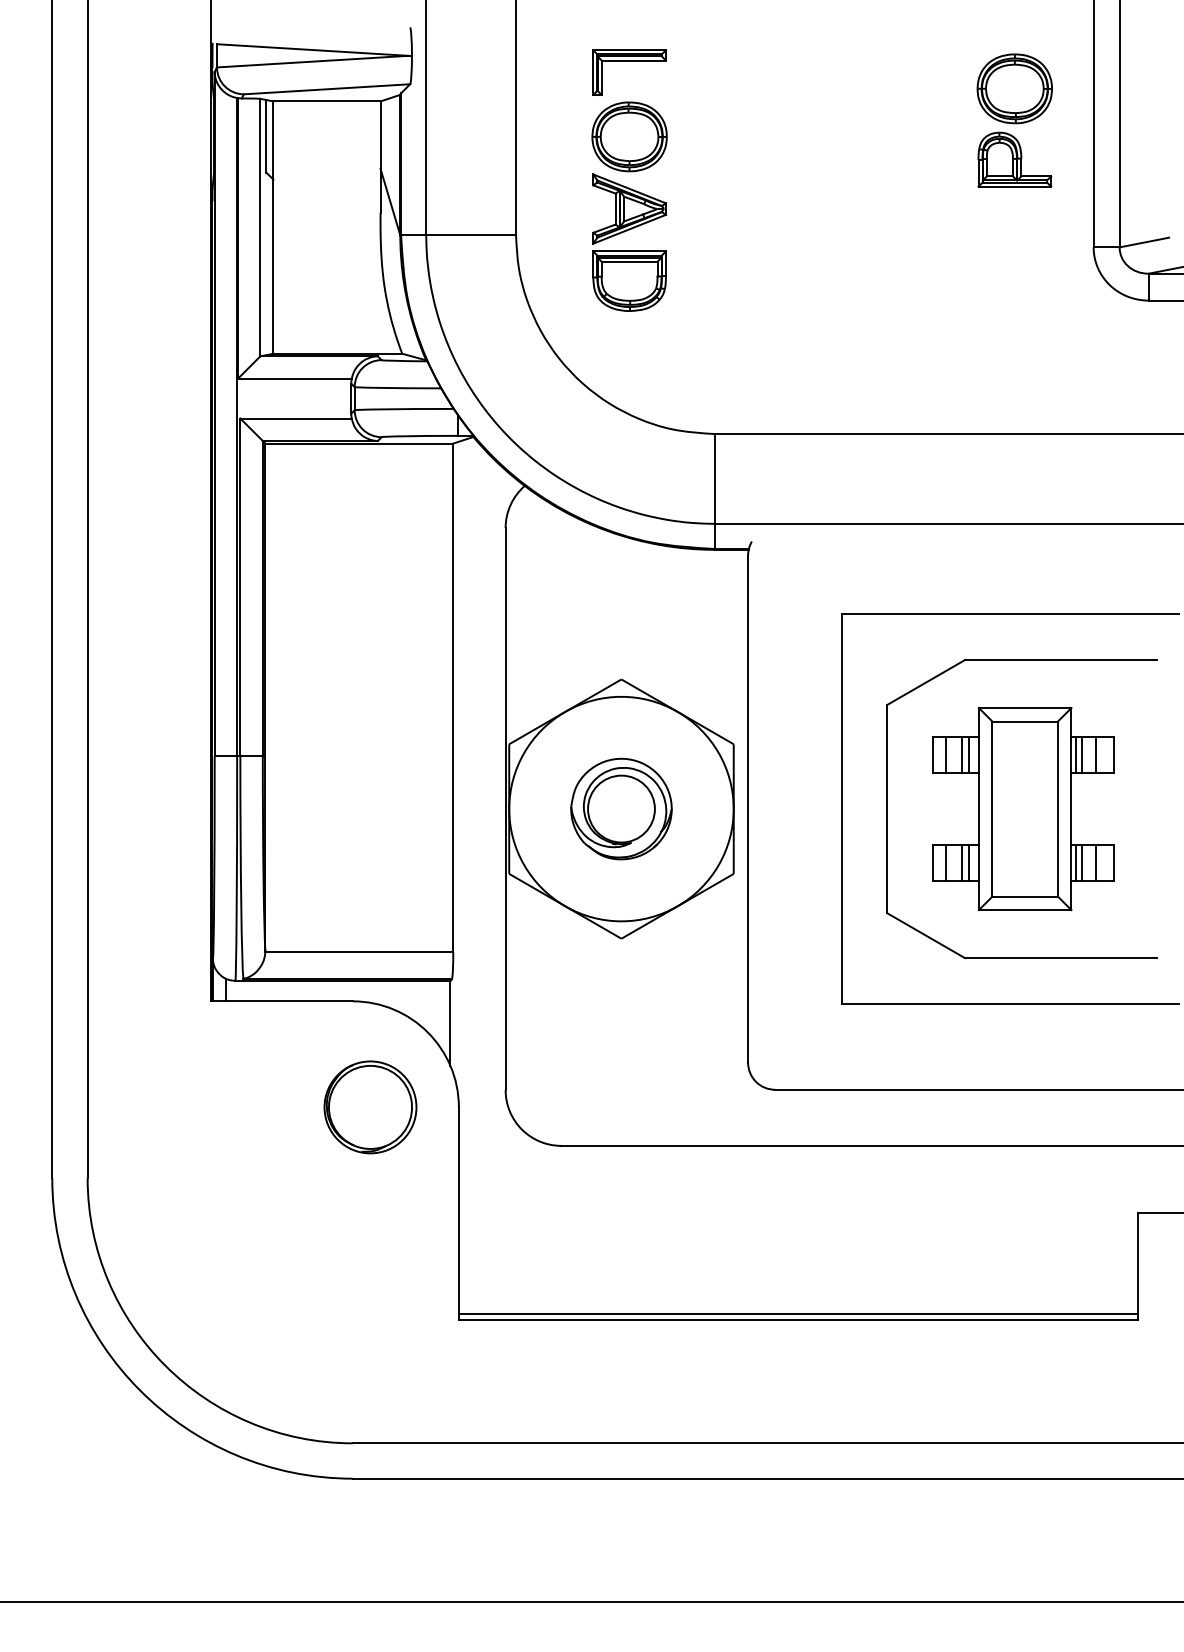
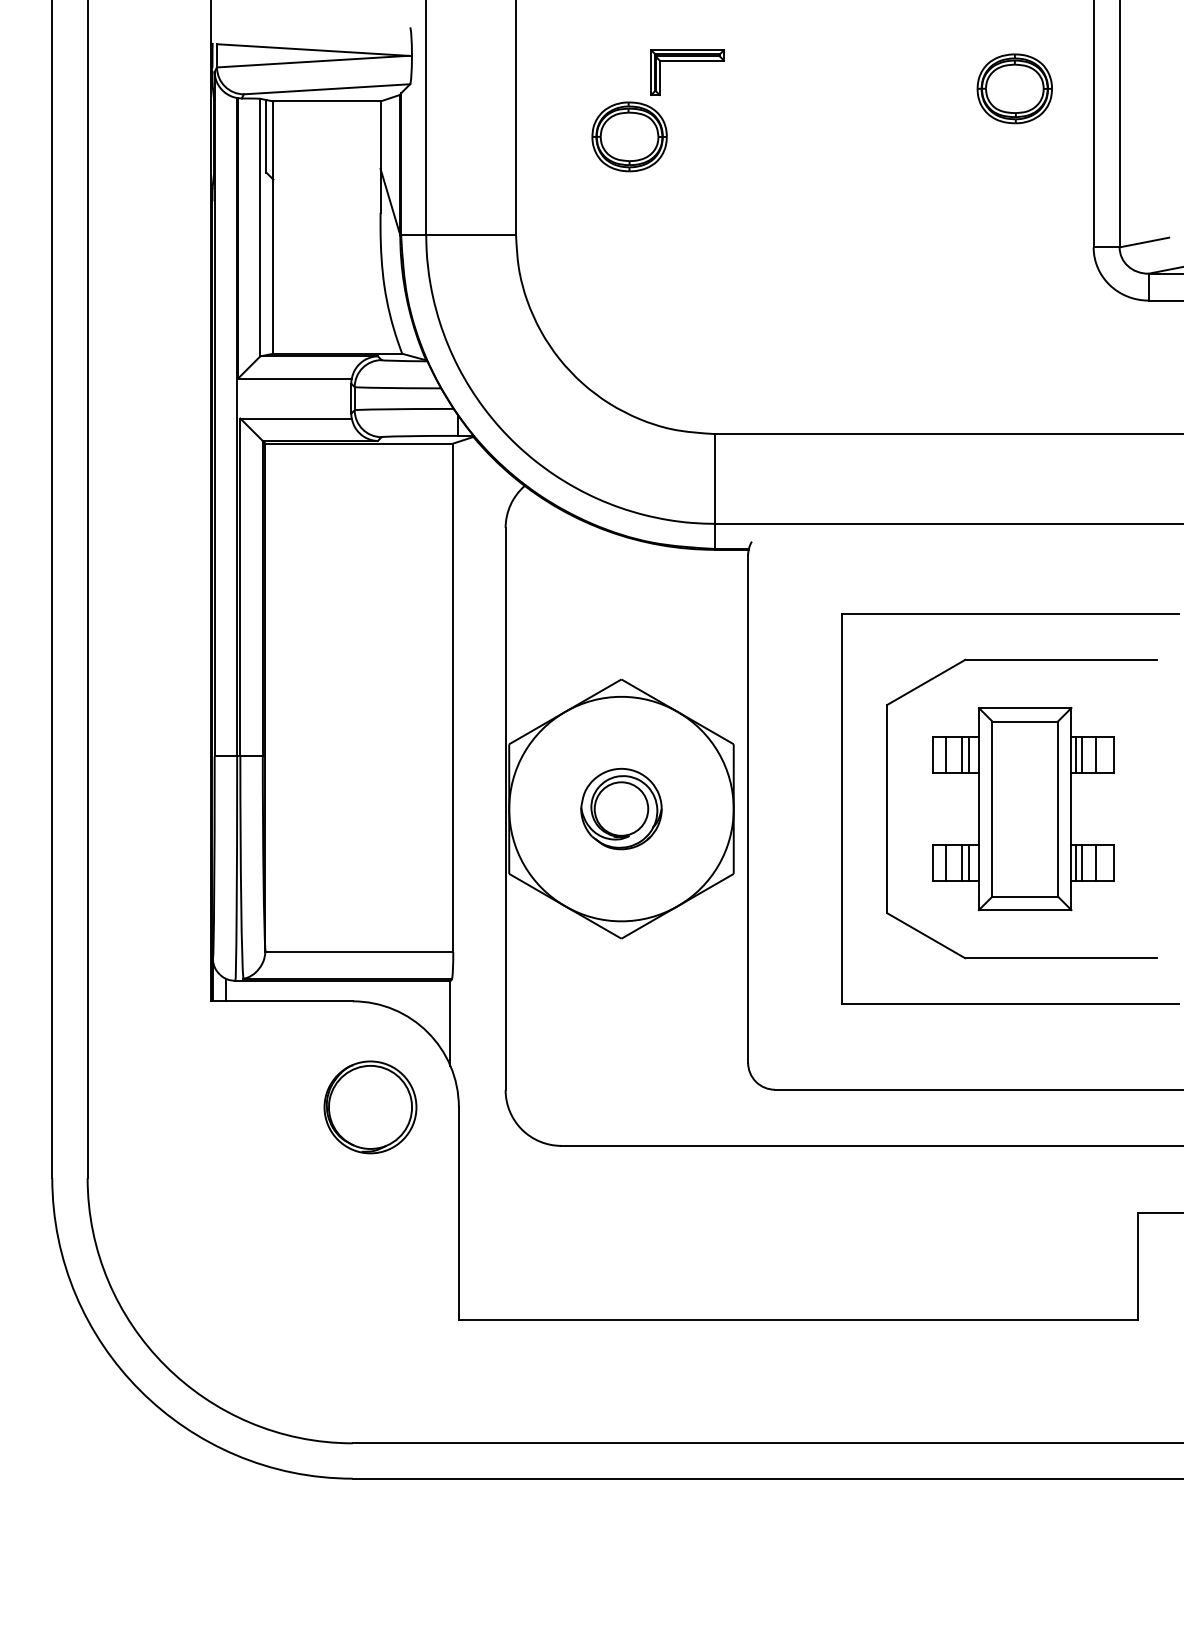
part position: (629, 61) -> (687, 61) (687, 61)
part: present -> none (1014, 159)
part: present -> none (629, 250)
part size: 103x104 px -> 83x84 px (621, 808)
line: present -> none (797, 1313)
line: present -> none (591, 1602)
